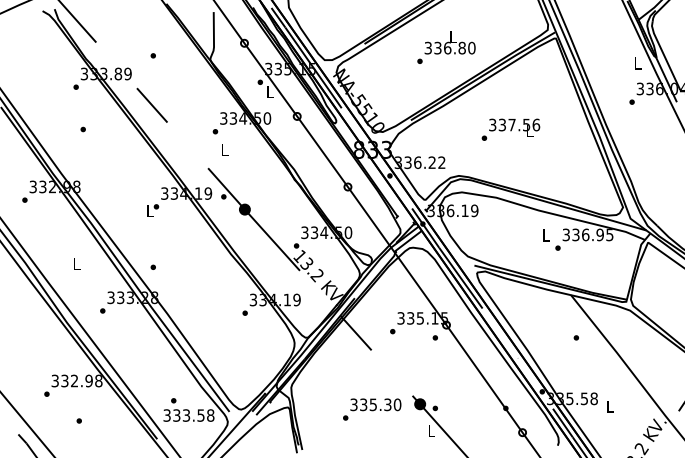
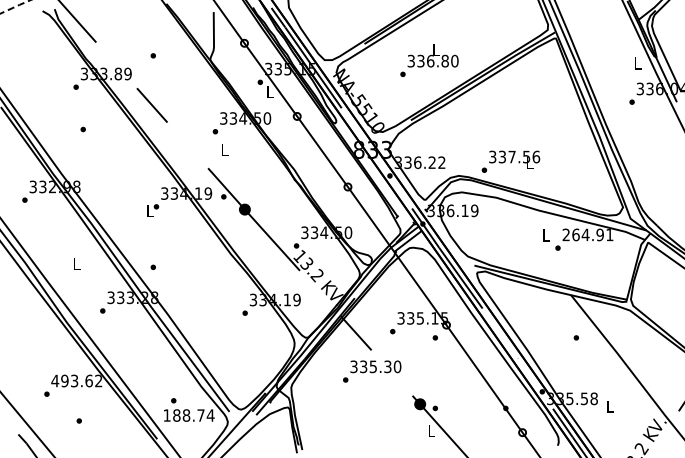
line: solid -> dashed (16, 6)
text position: (446, 47) -> (429, 60) (429, 60)
text position: (510, 129) -> (510, 161) (510, 161)
text: 336.95 -> 264.91 (587, 234)
text: 332.98 -> 493.62 (76, 380)
text position: (372, 409) -> (372, 371) (372, 371)
text: 333.58 -> 188.74 (188, 415)
